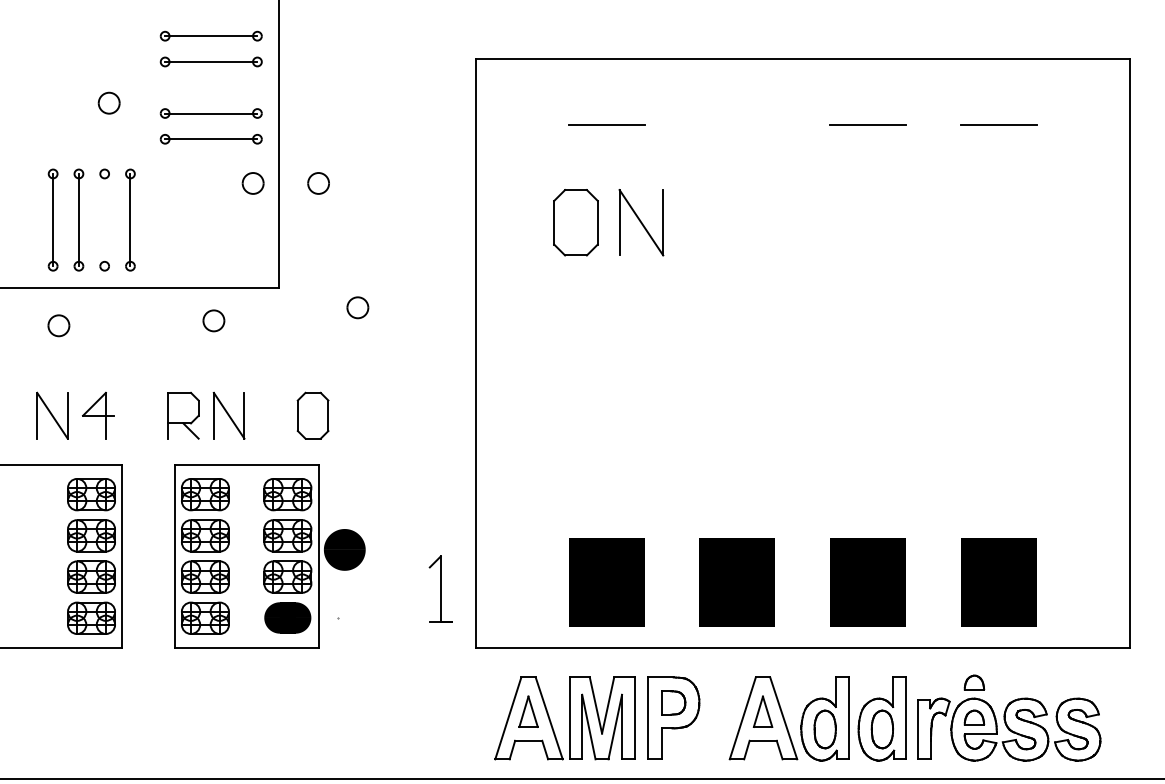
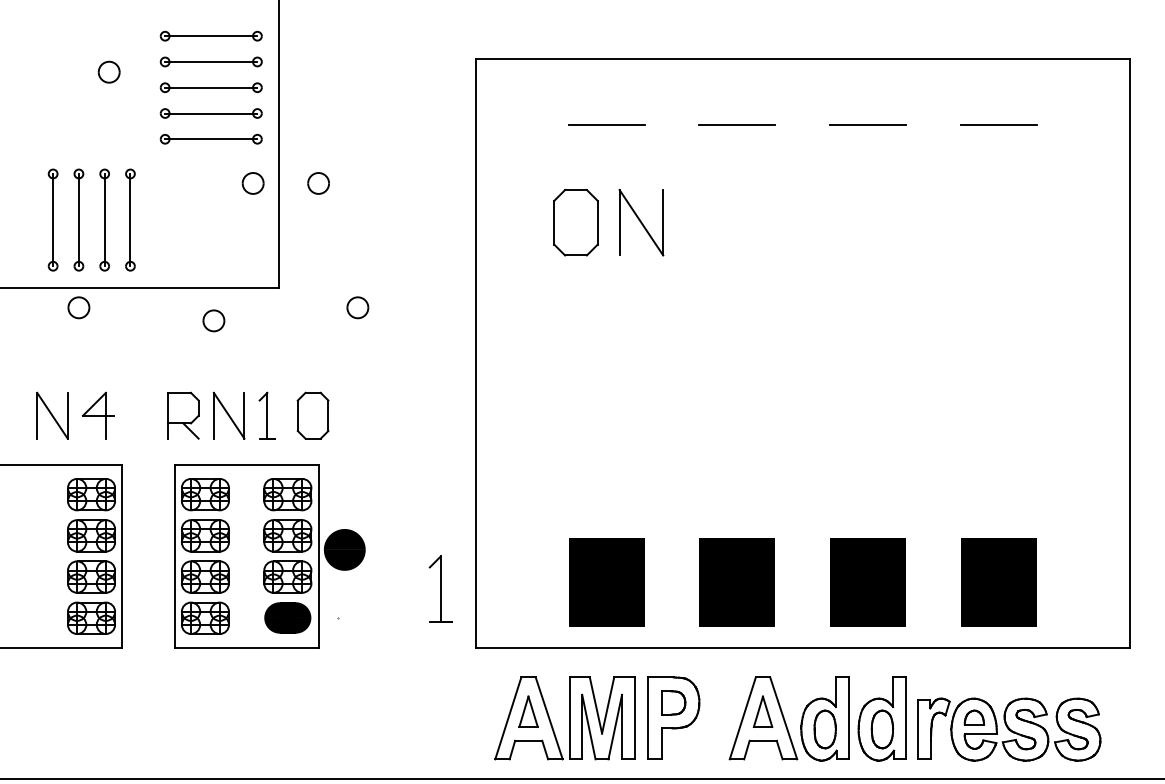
part: none -> present (210, 87)
part position: (108, 102) -> (108, 71) (108, 71)
line: none -> present (737, 124)
line: none -> present (104, 219)
part position: (58, 325) -> (78, 307) (78, 307)
part: none -> present (266, 415)
part: present -> none (974, 682)
